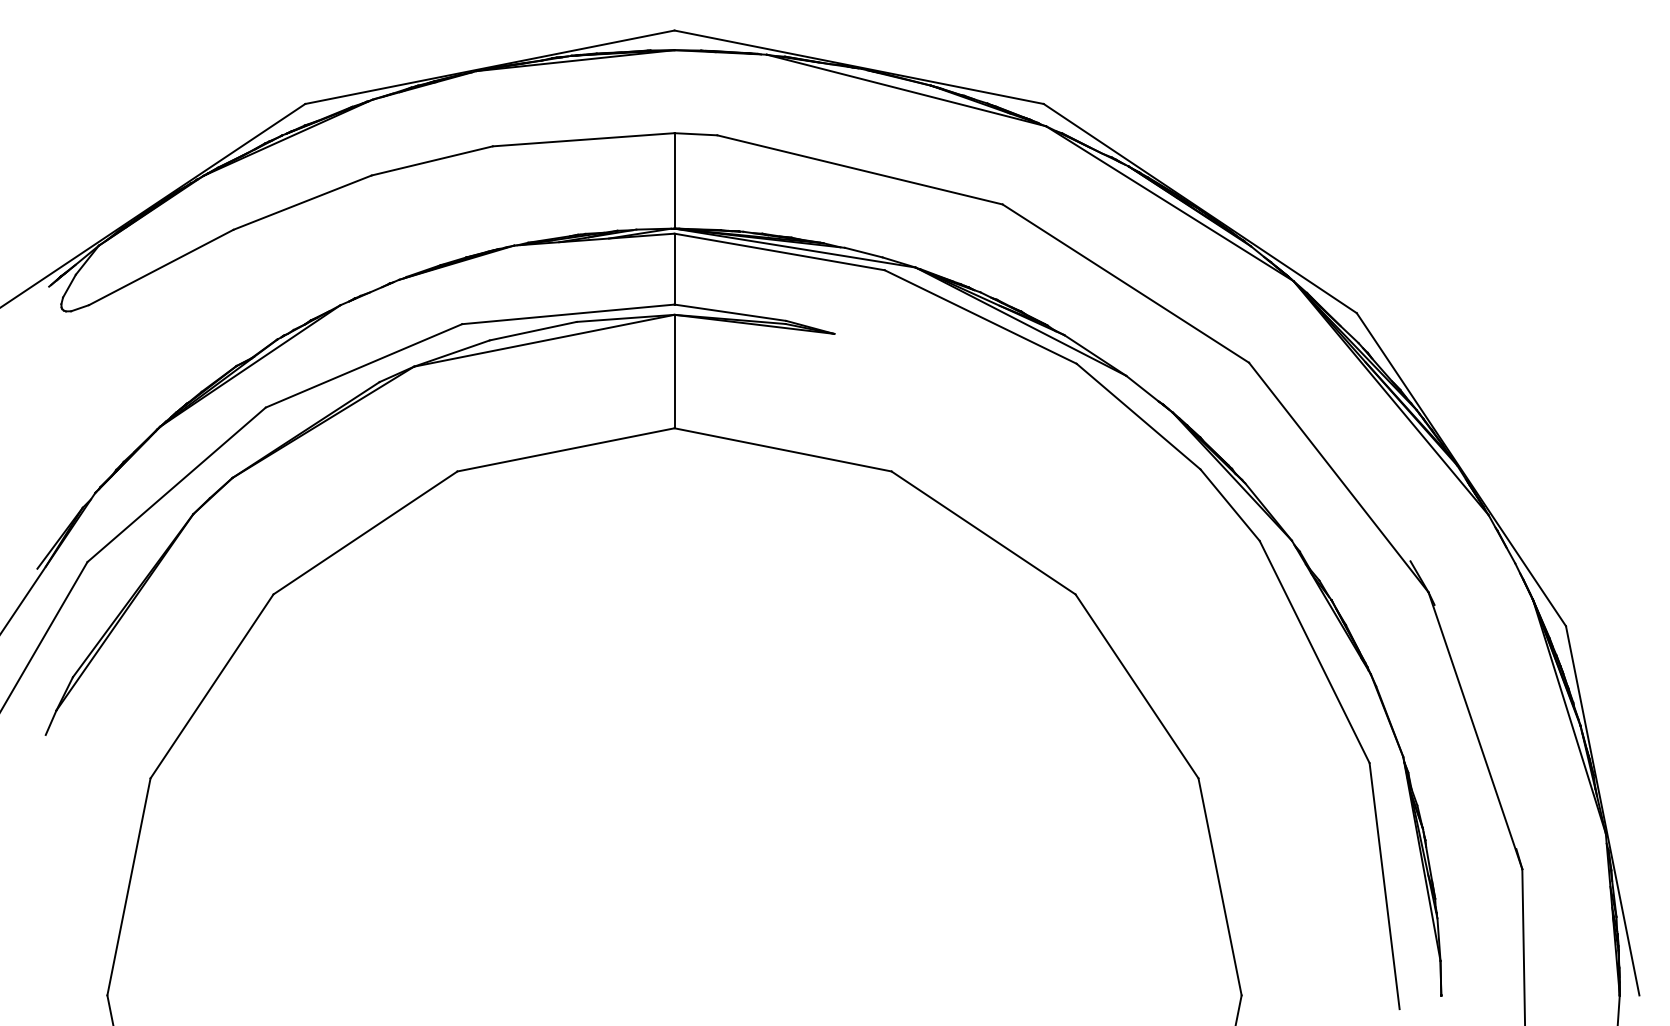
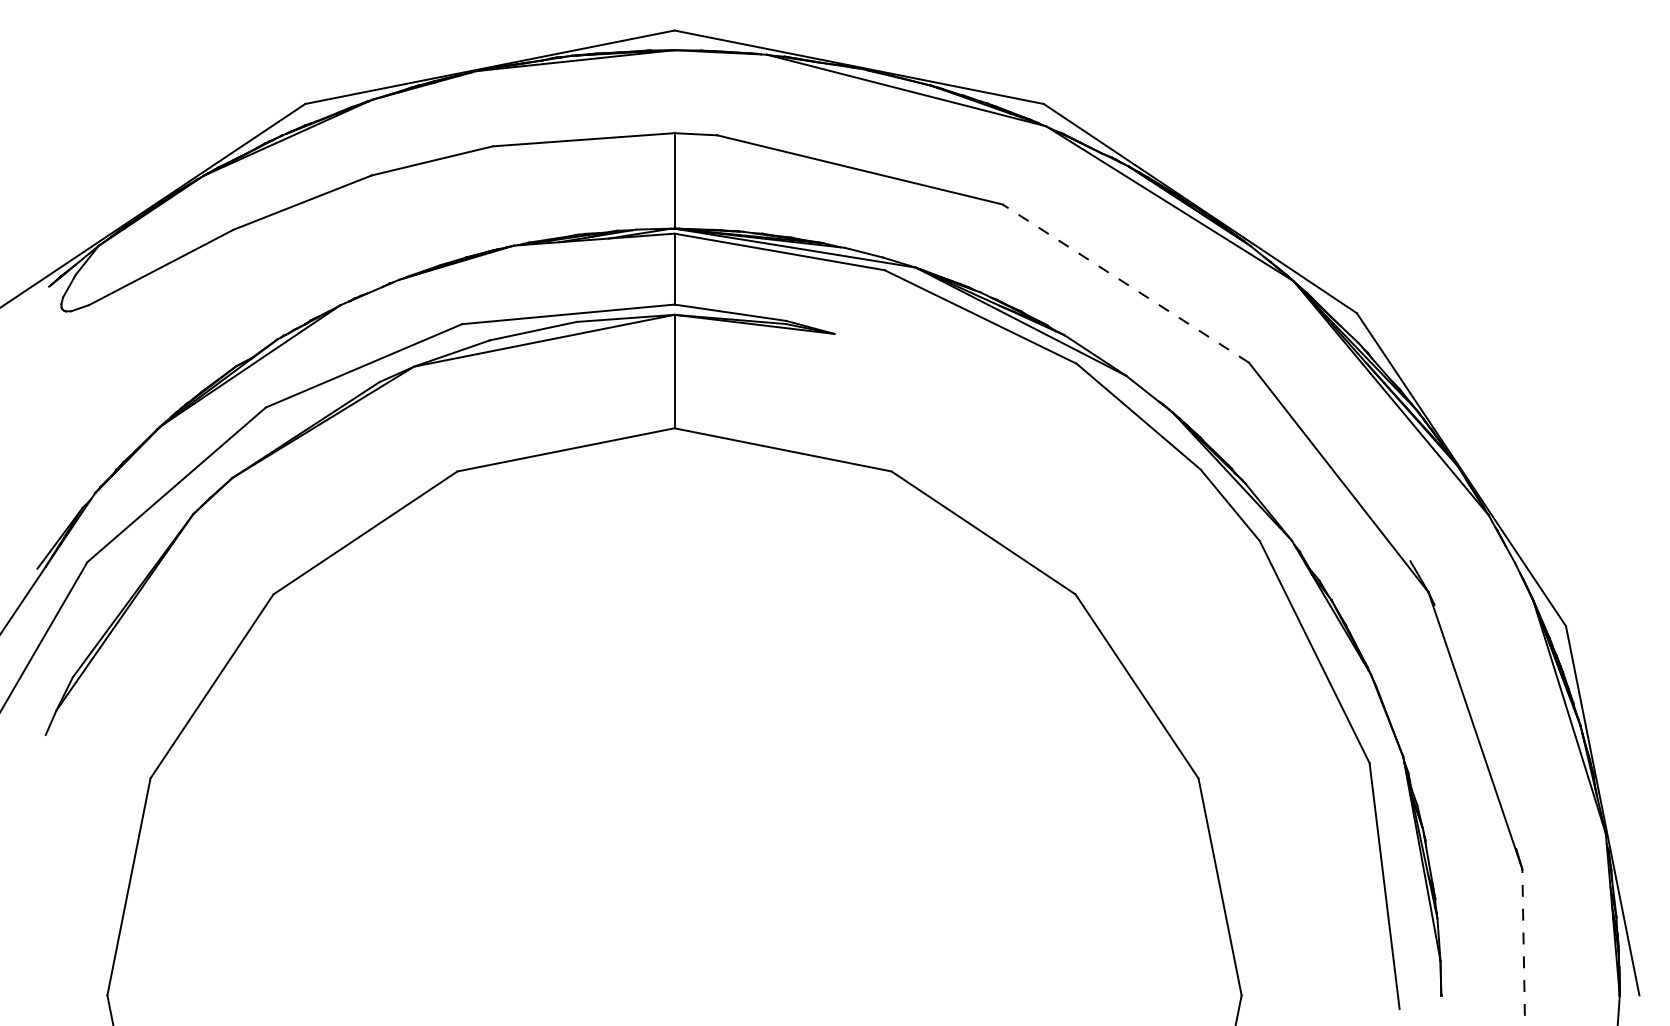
line: solid -> dashed (1125, 283)
line: solid -> dashed (1523, 947)
